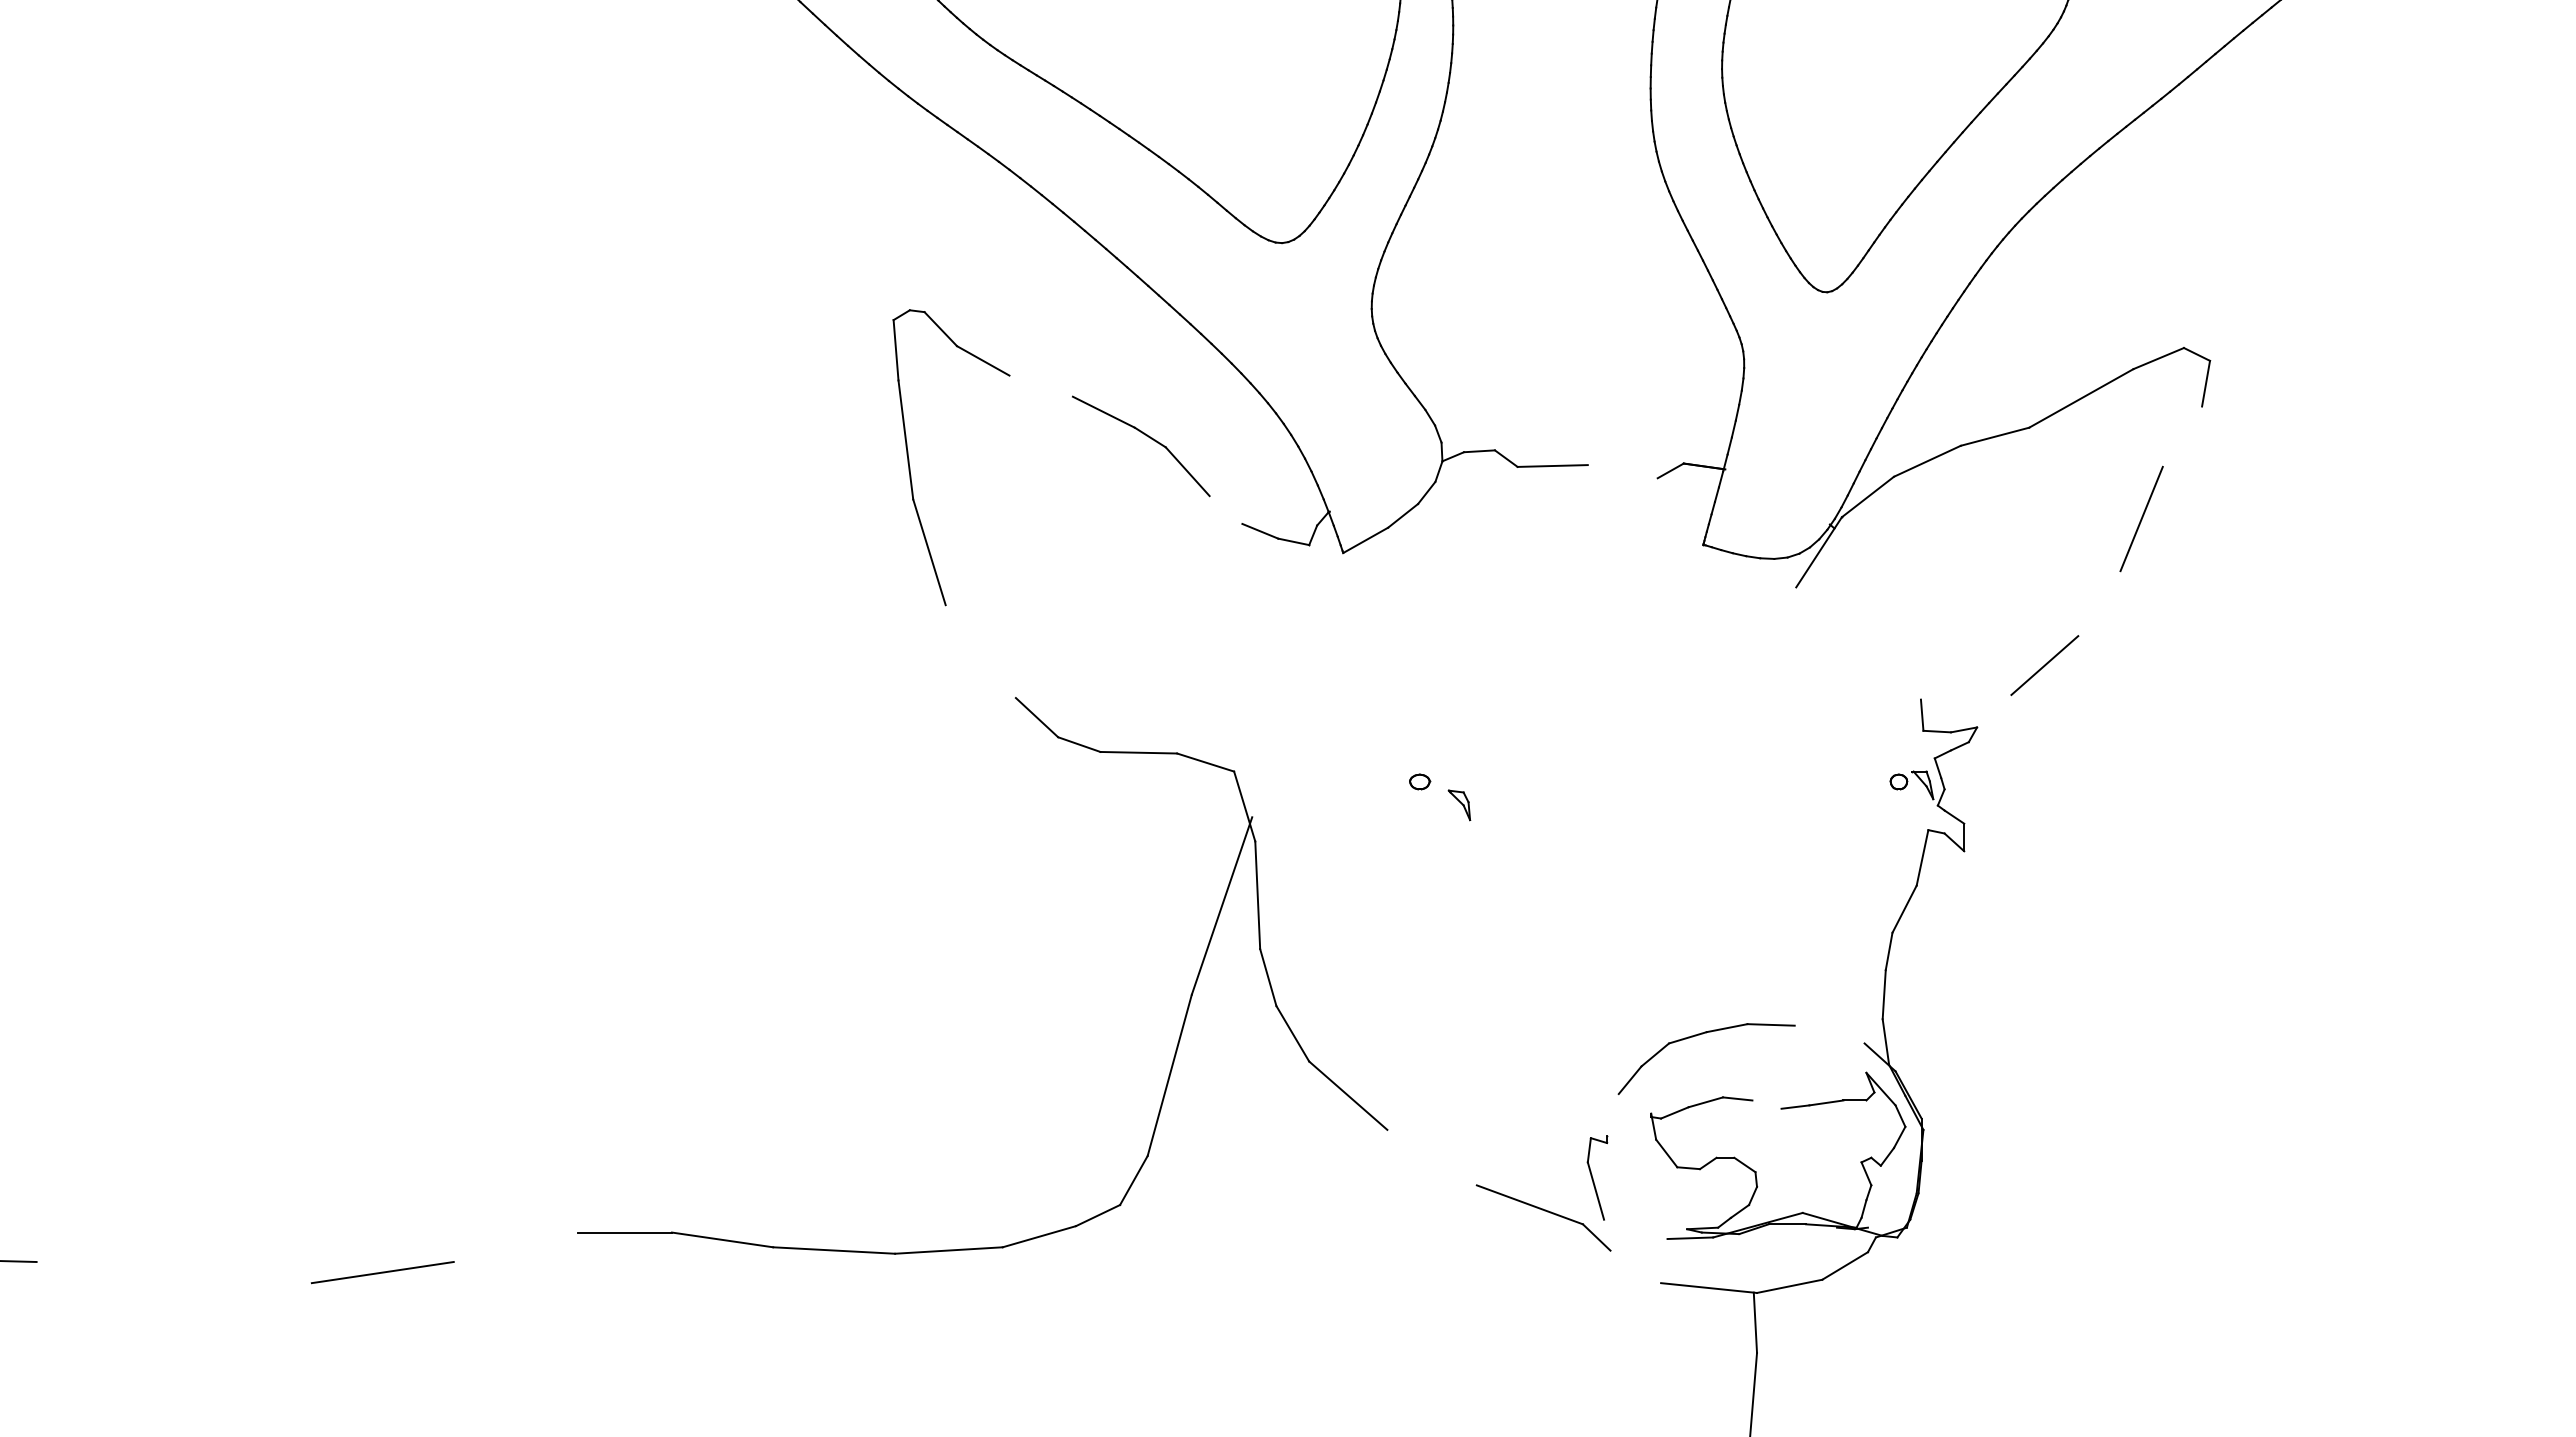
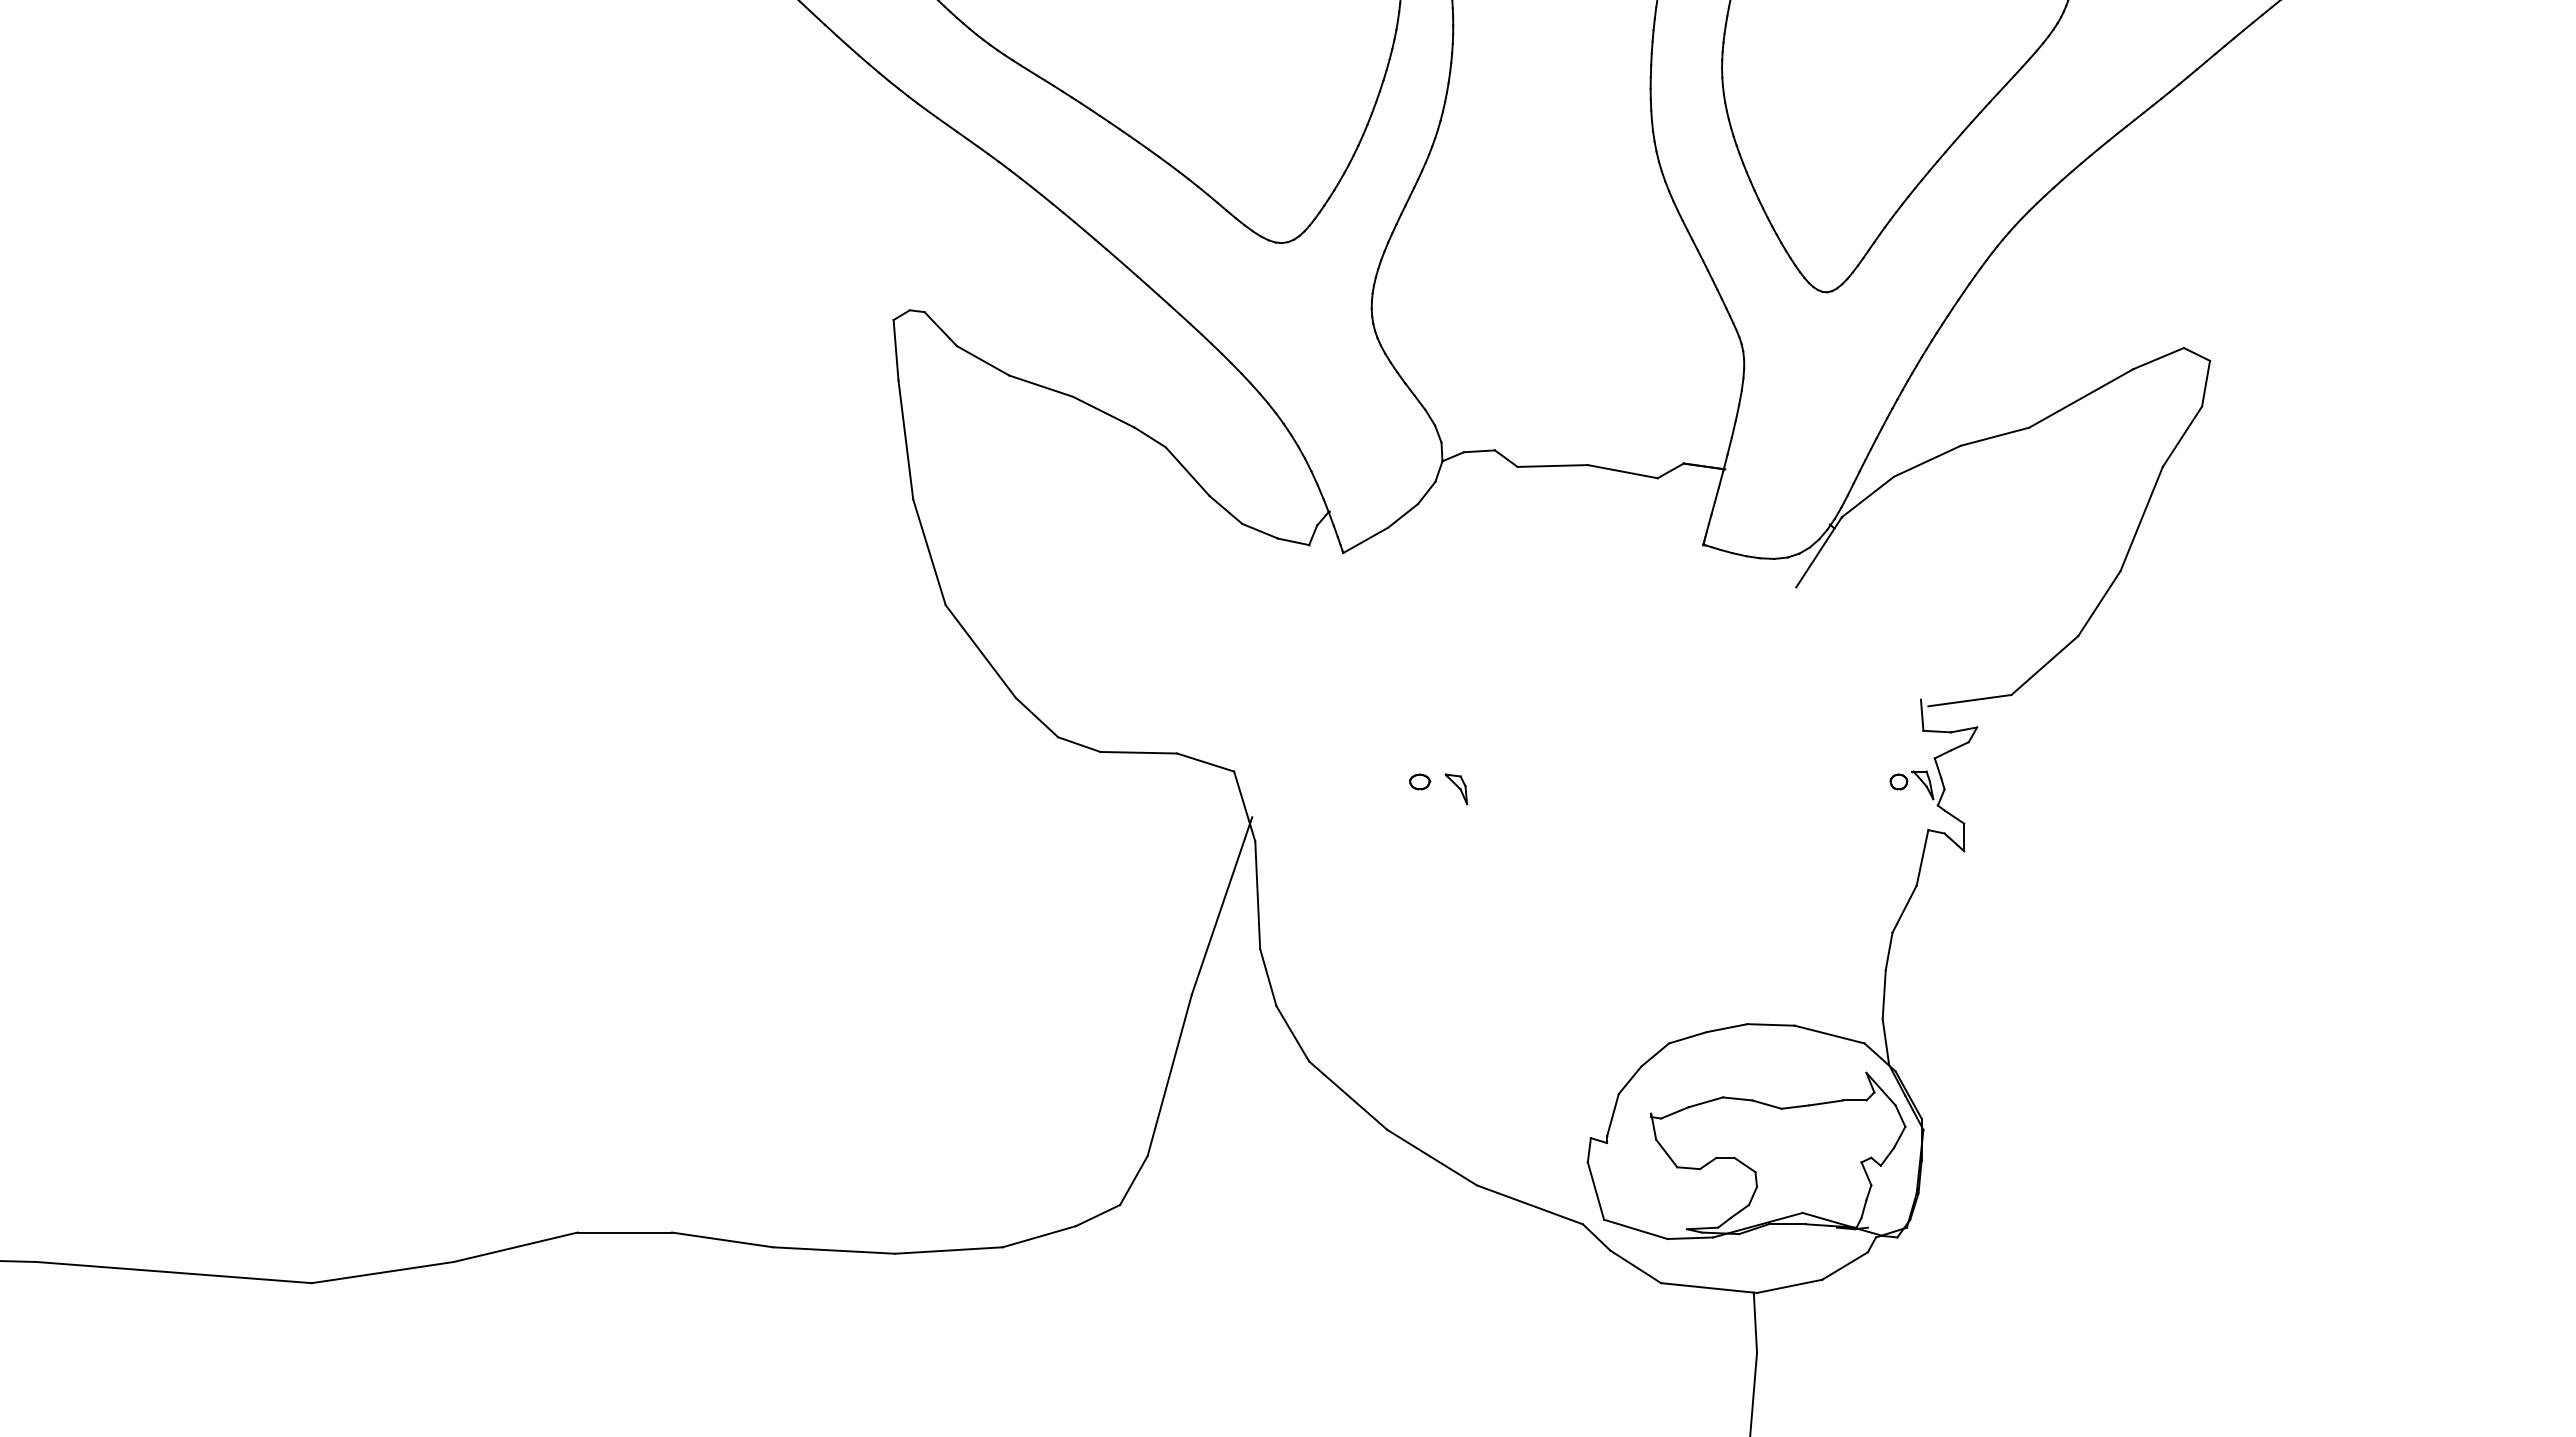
line: none -> present (1040, 385)
line: none -> present (2182, 436)
line: none -> present (1622, 471)
line: none -> present (1225, 509)
line: none -> present (2099, 603)
line: none -> present (980, 651)
line: none -> present (1969, 700)
part position: (1459, 805) -> (1456, 789) (1456, 789)
line: none -> present (1829, 1034)
line: none -> present (1766, 1104)
line: none -> present (1612, 1115)
line: none -> present (1431, 1157)
line: none -> present (1635, 1229)
line: none -> present (515, 1246)
line: none -> present (1635, 1266)
line: none -> present (173, 1272)
